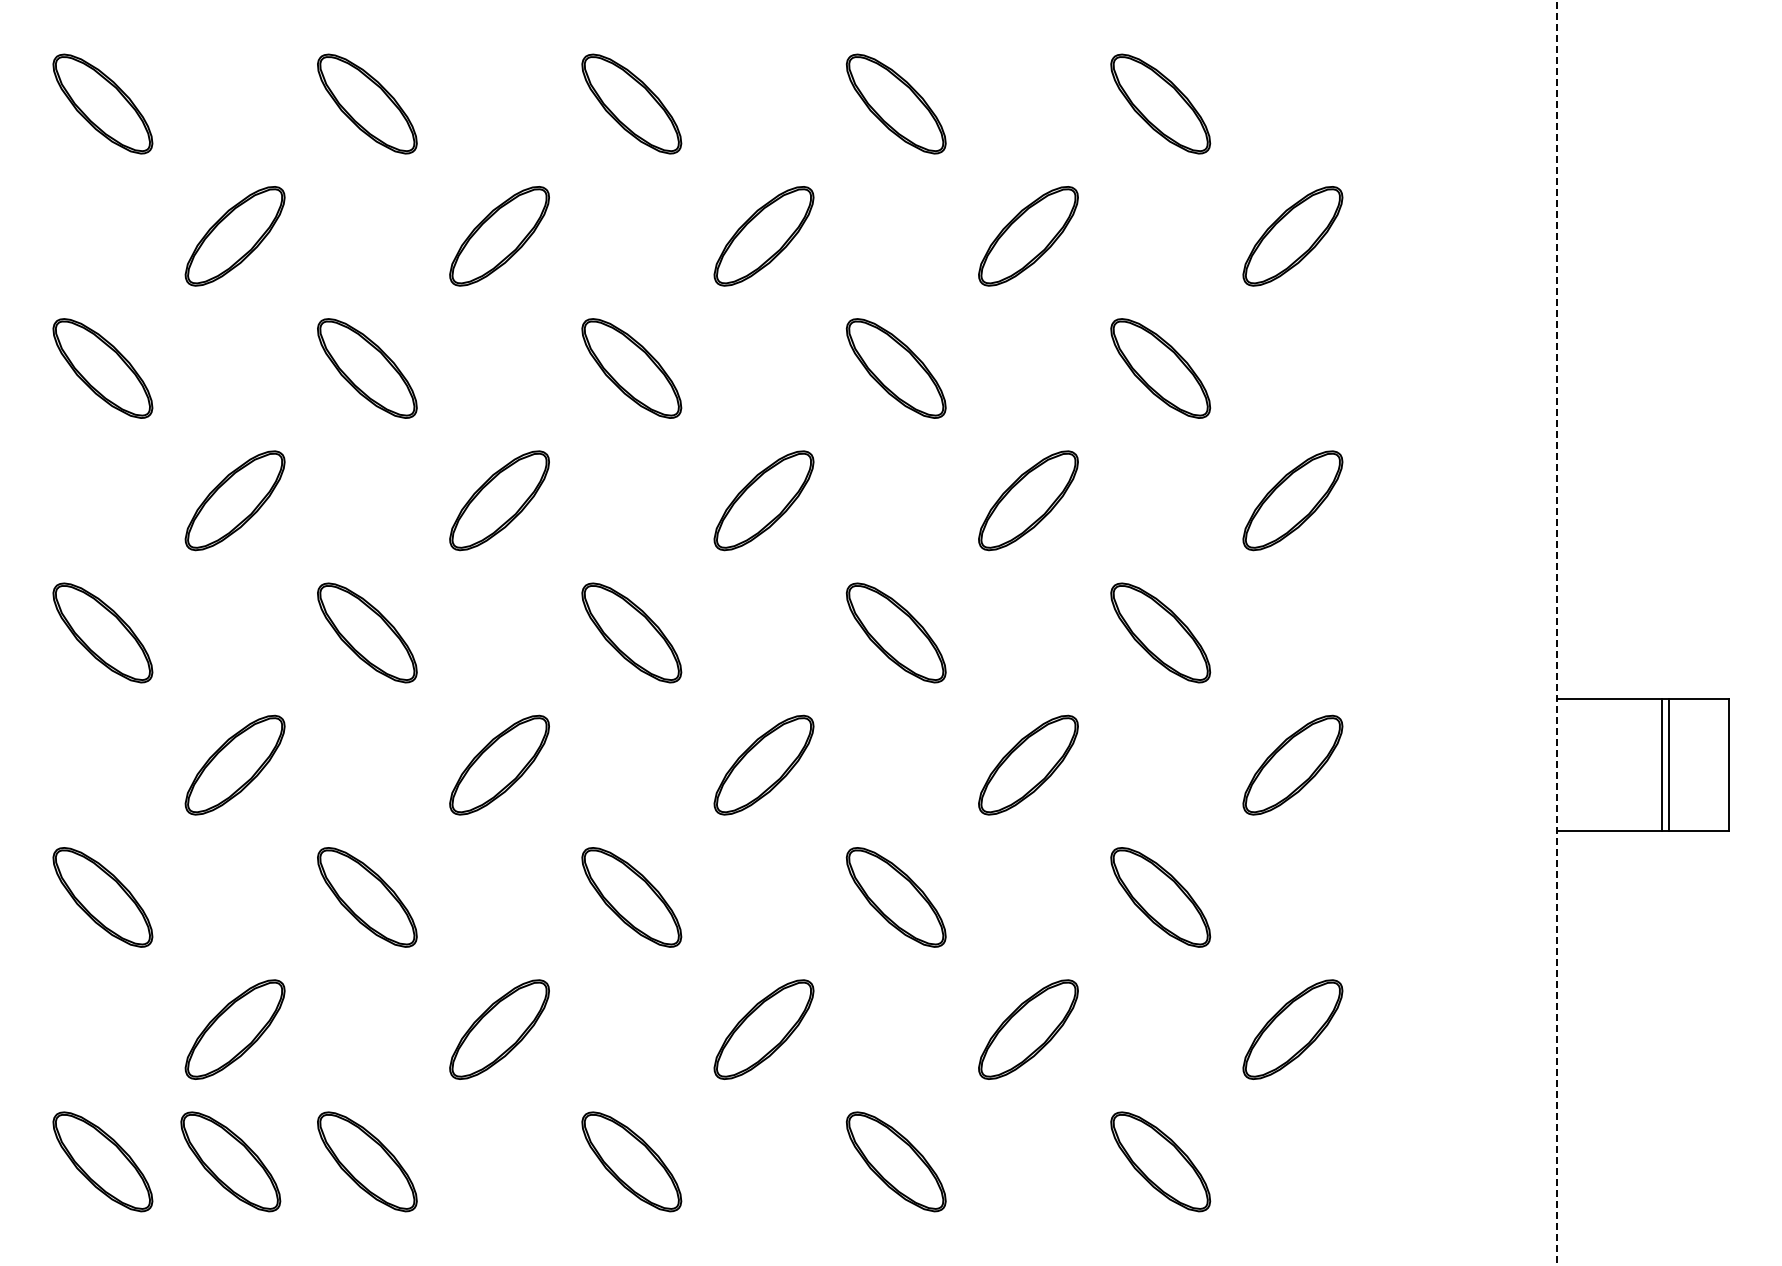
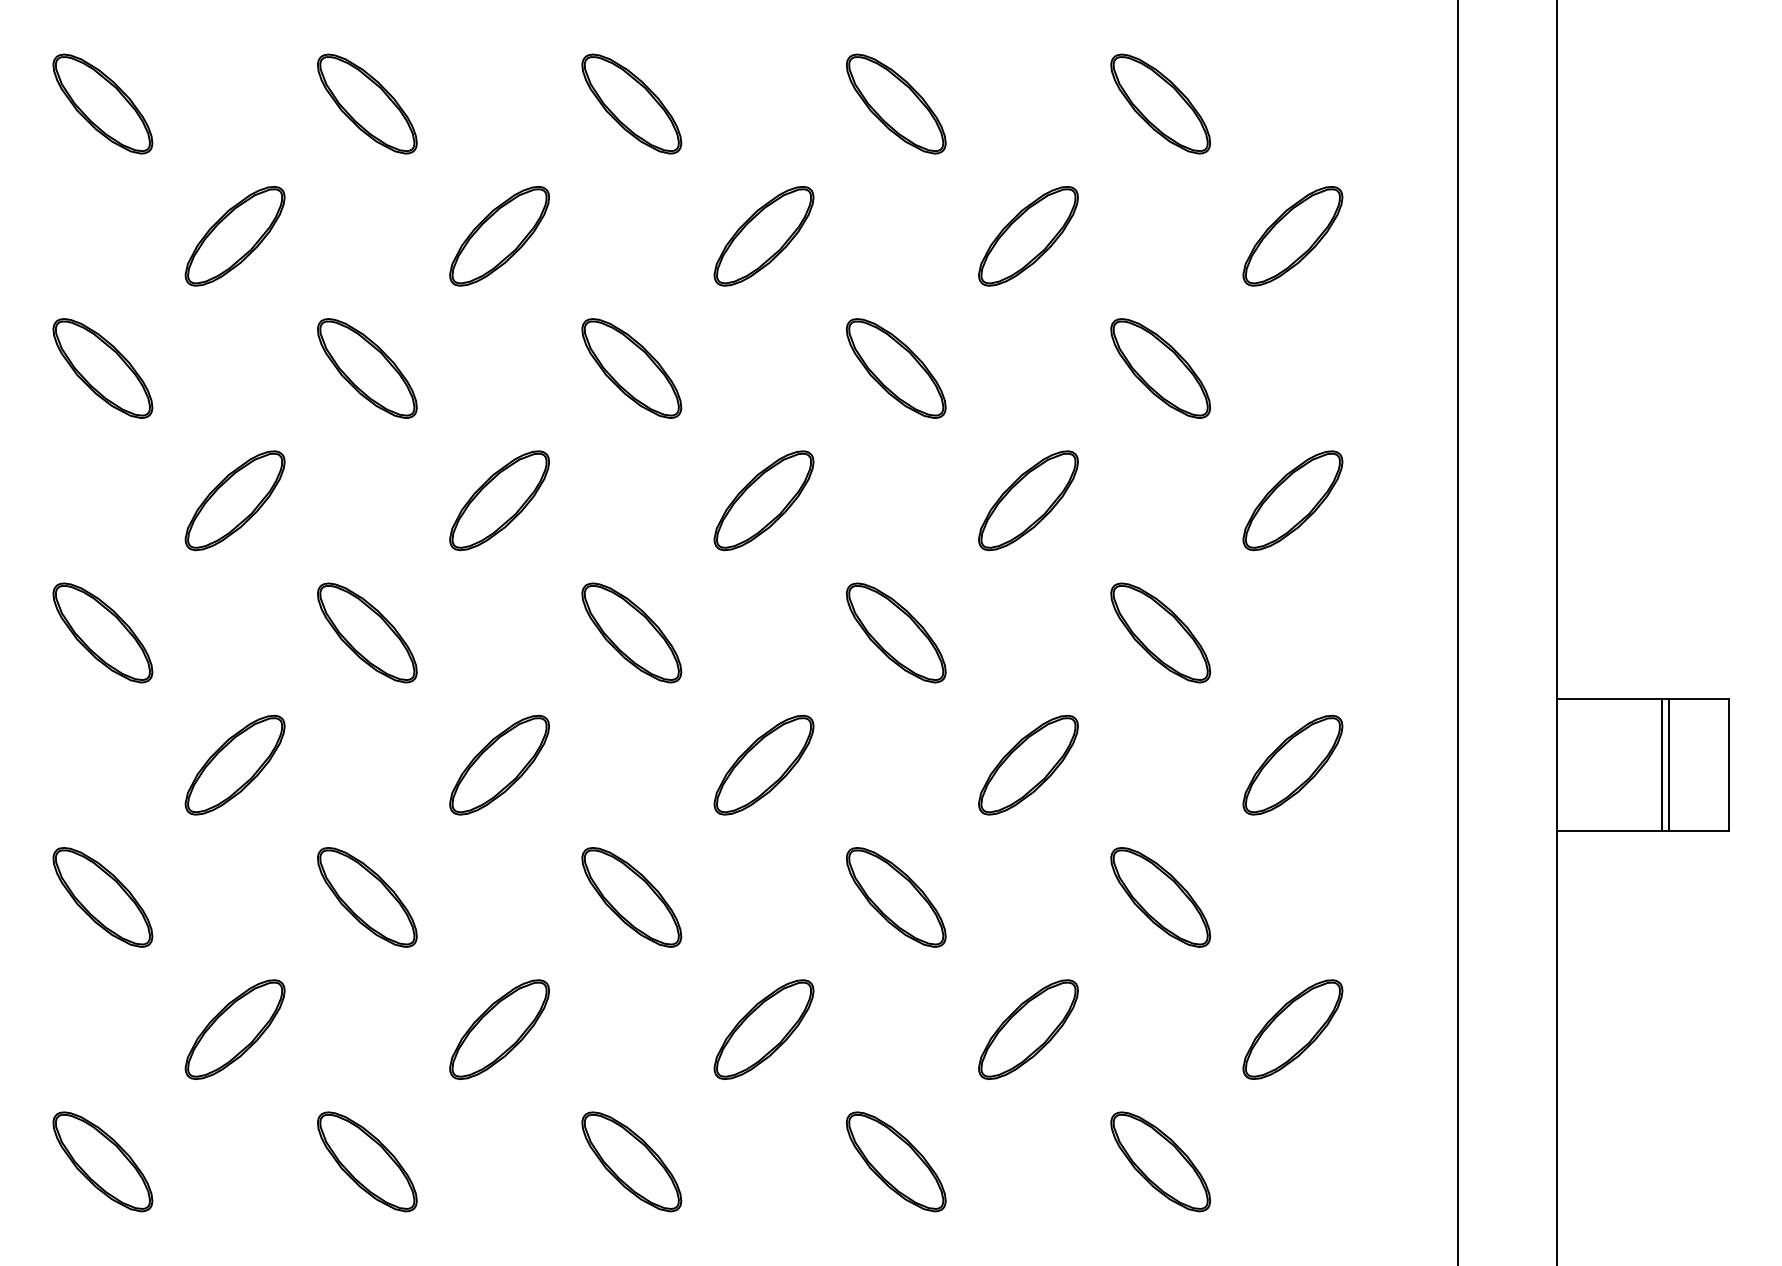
line: none -> present (1458, 632)
line: dashed -> solid (1557, 633)
part: present -> none (230, 1161)
